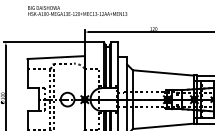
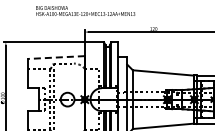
text position: (77, 10) -> (85, 10) (85, 10)
line: solid -> dashed (56, 57)
